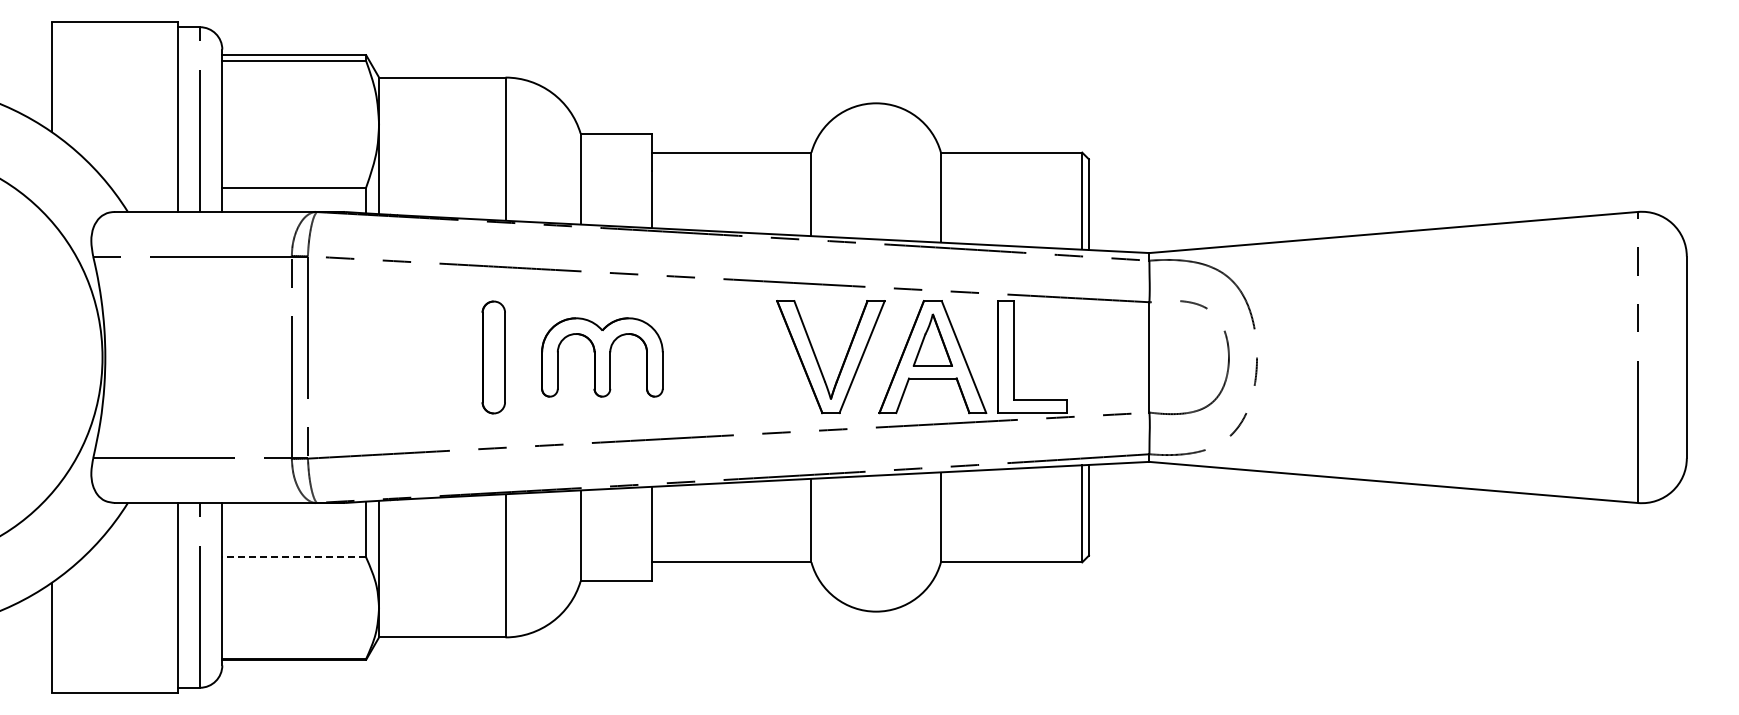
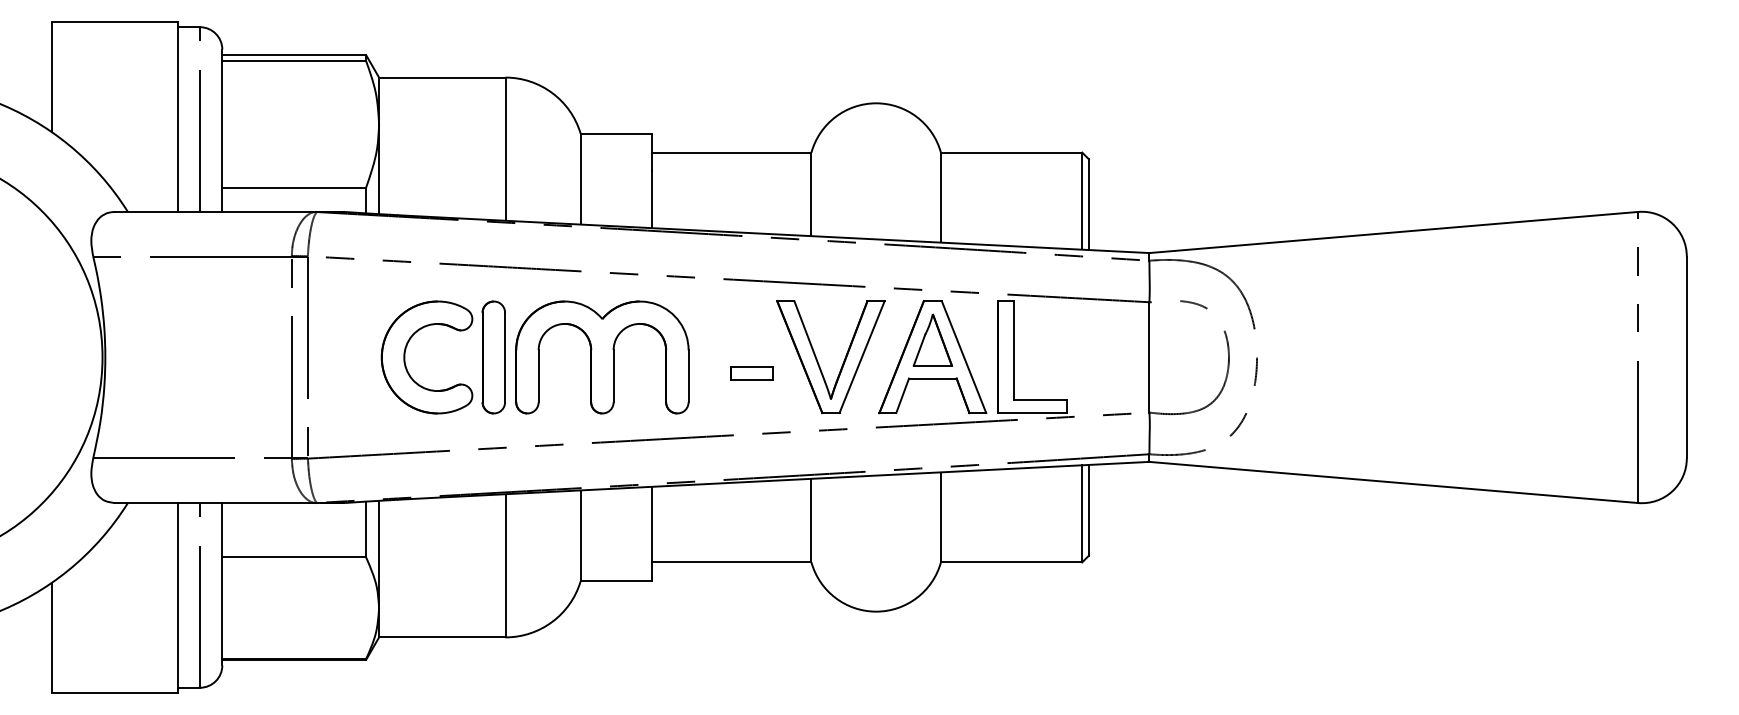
part: none -> present (405, 357)
part size: 123x81 px -> 175x115 px (602, 357)
part: none -> present (751, 373)
line: dashed -> solid (294, 557)
